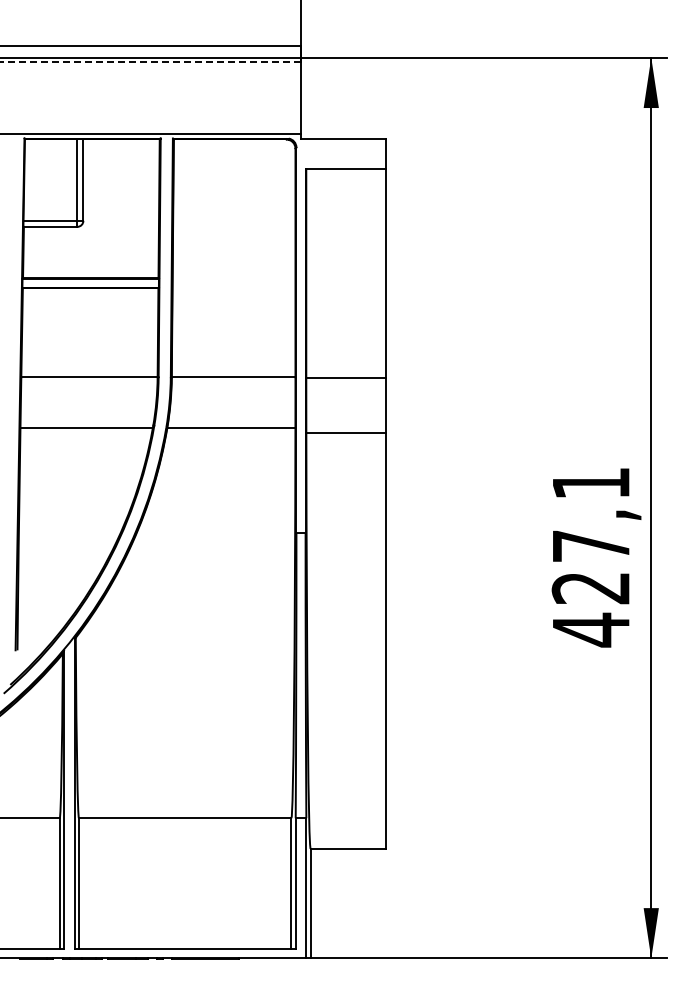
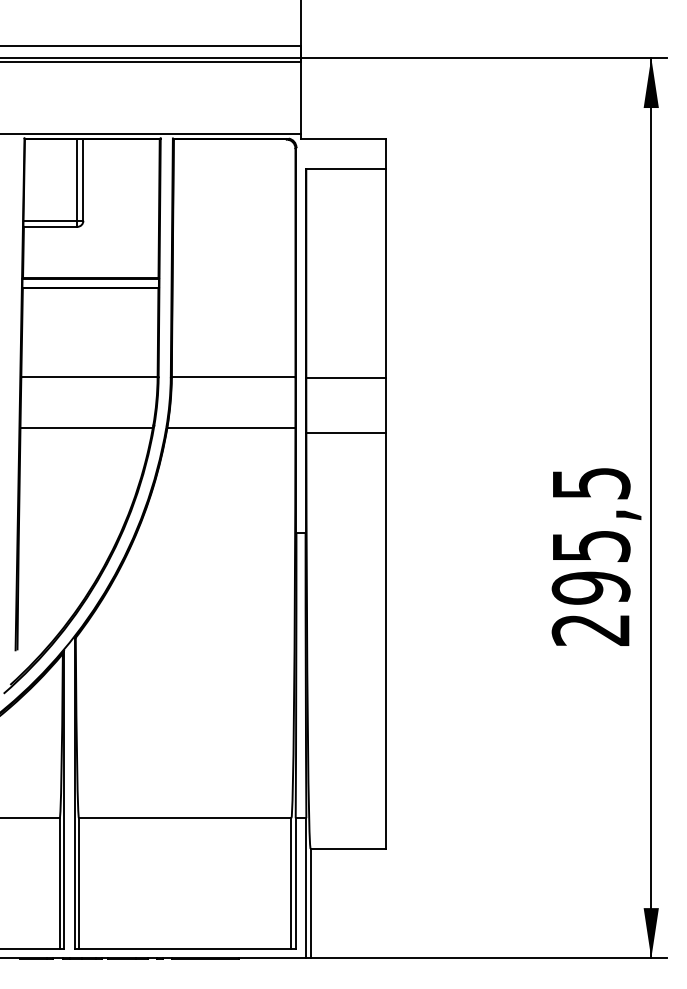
line: dashed -> solid (150, 62)
text: 427,1 -> 295,5 (590, 557)
